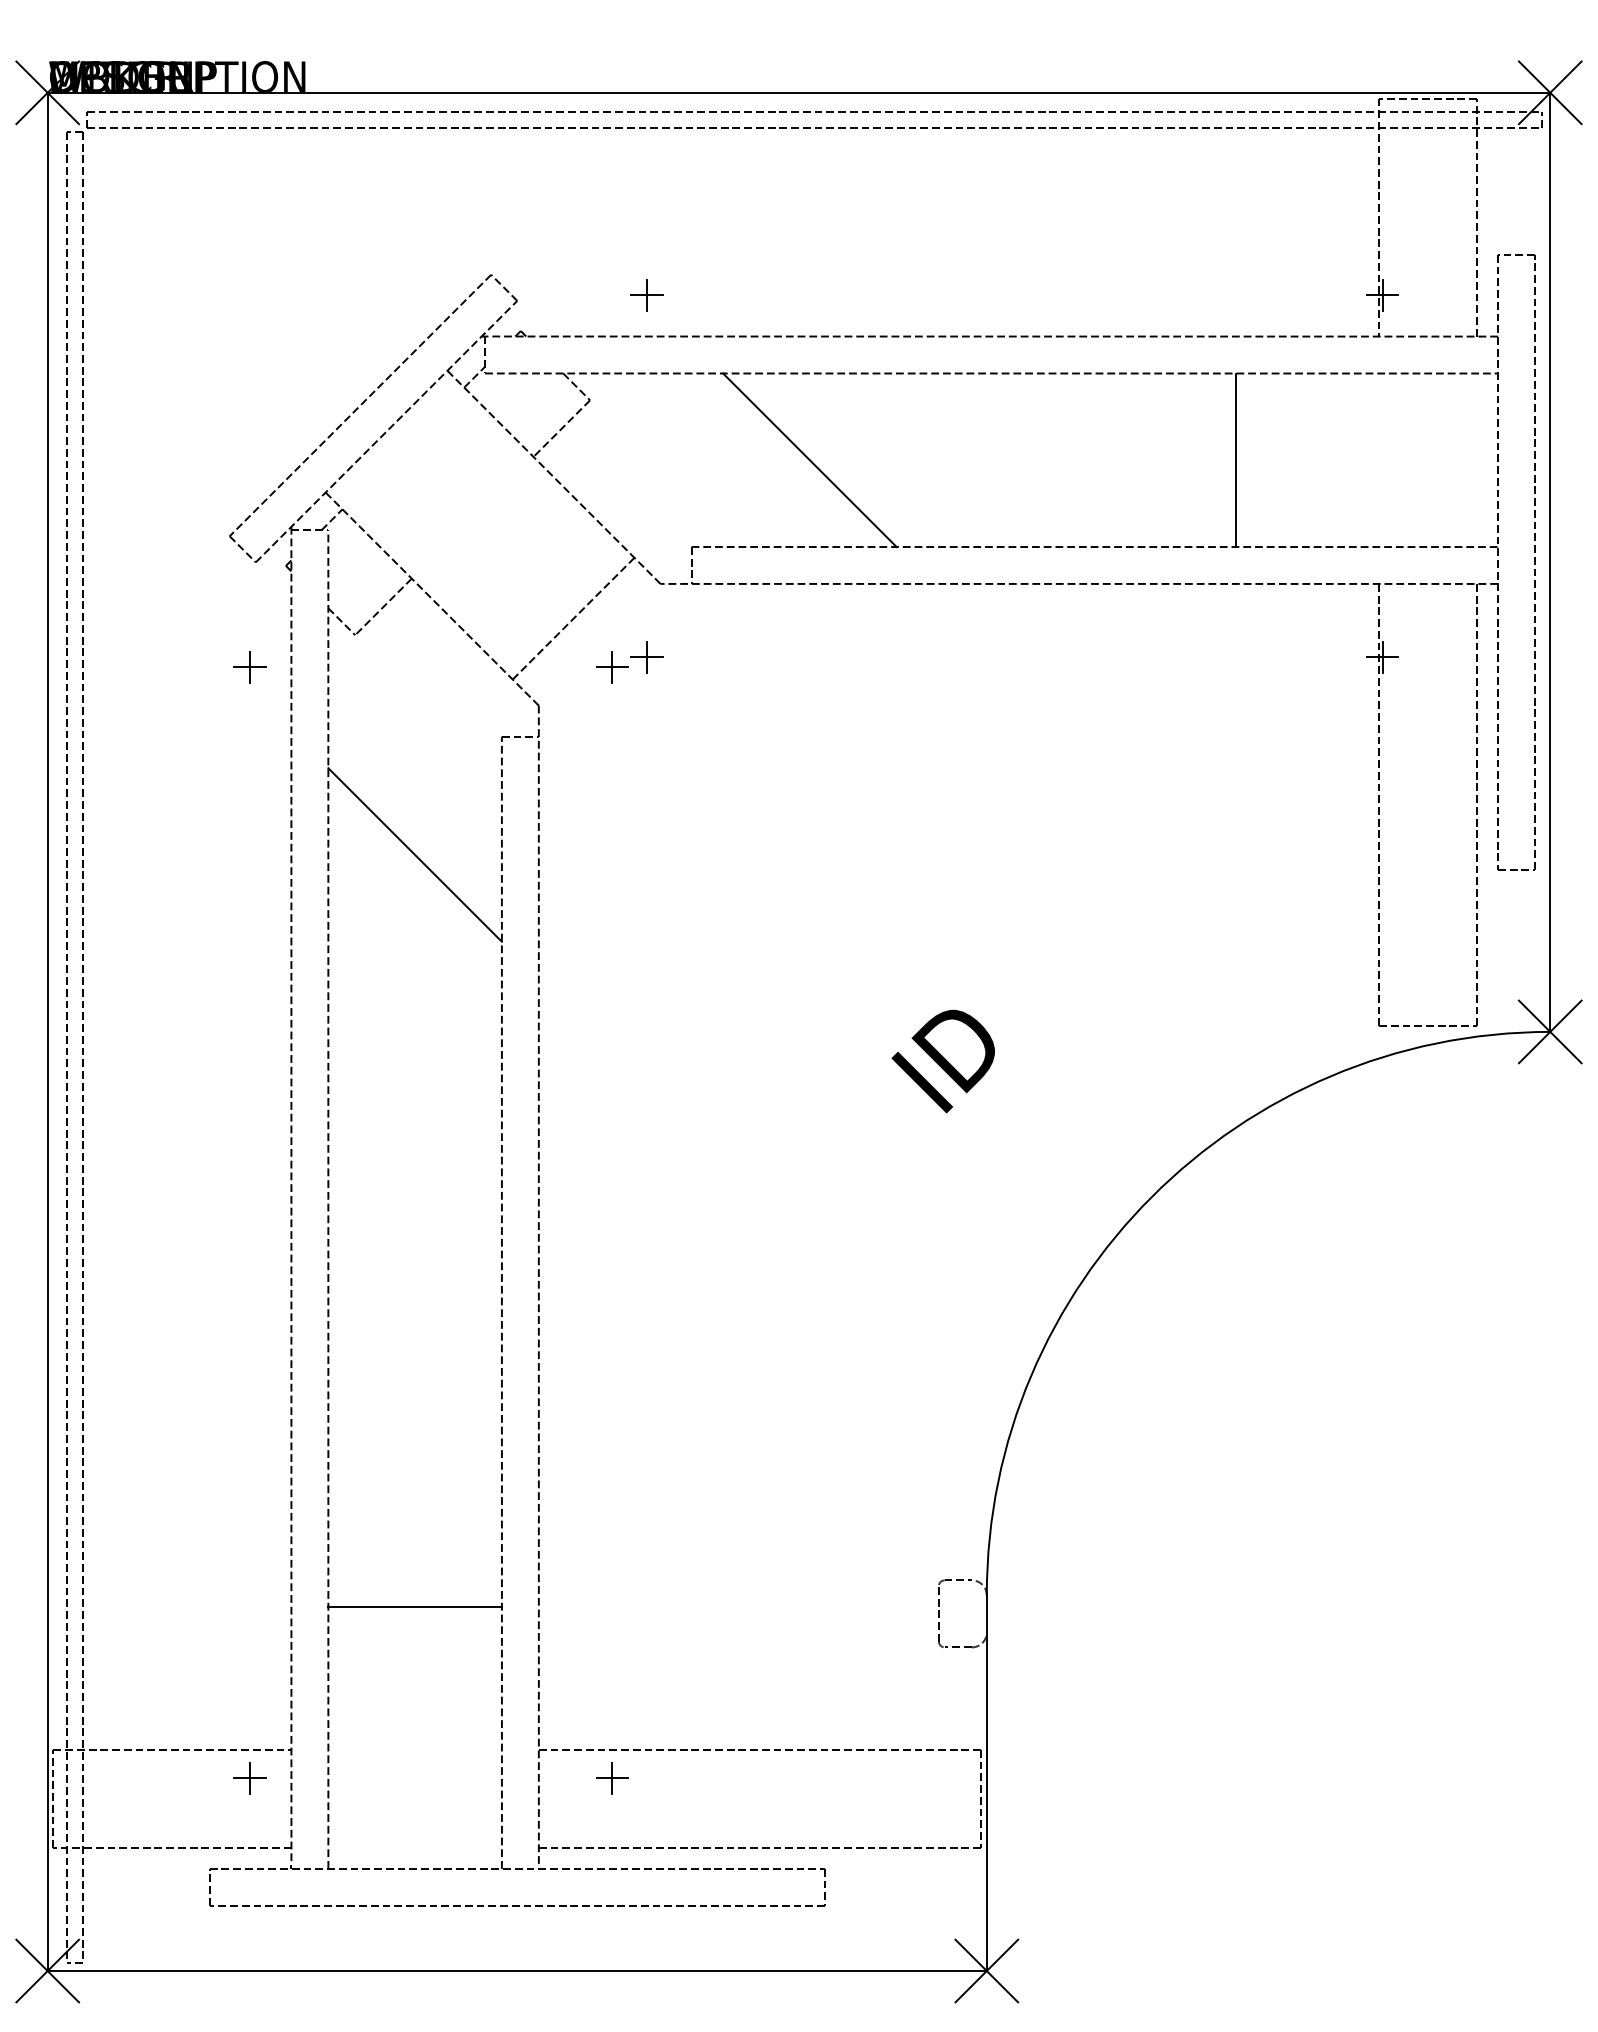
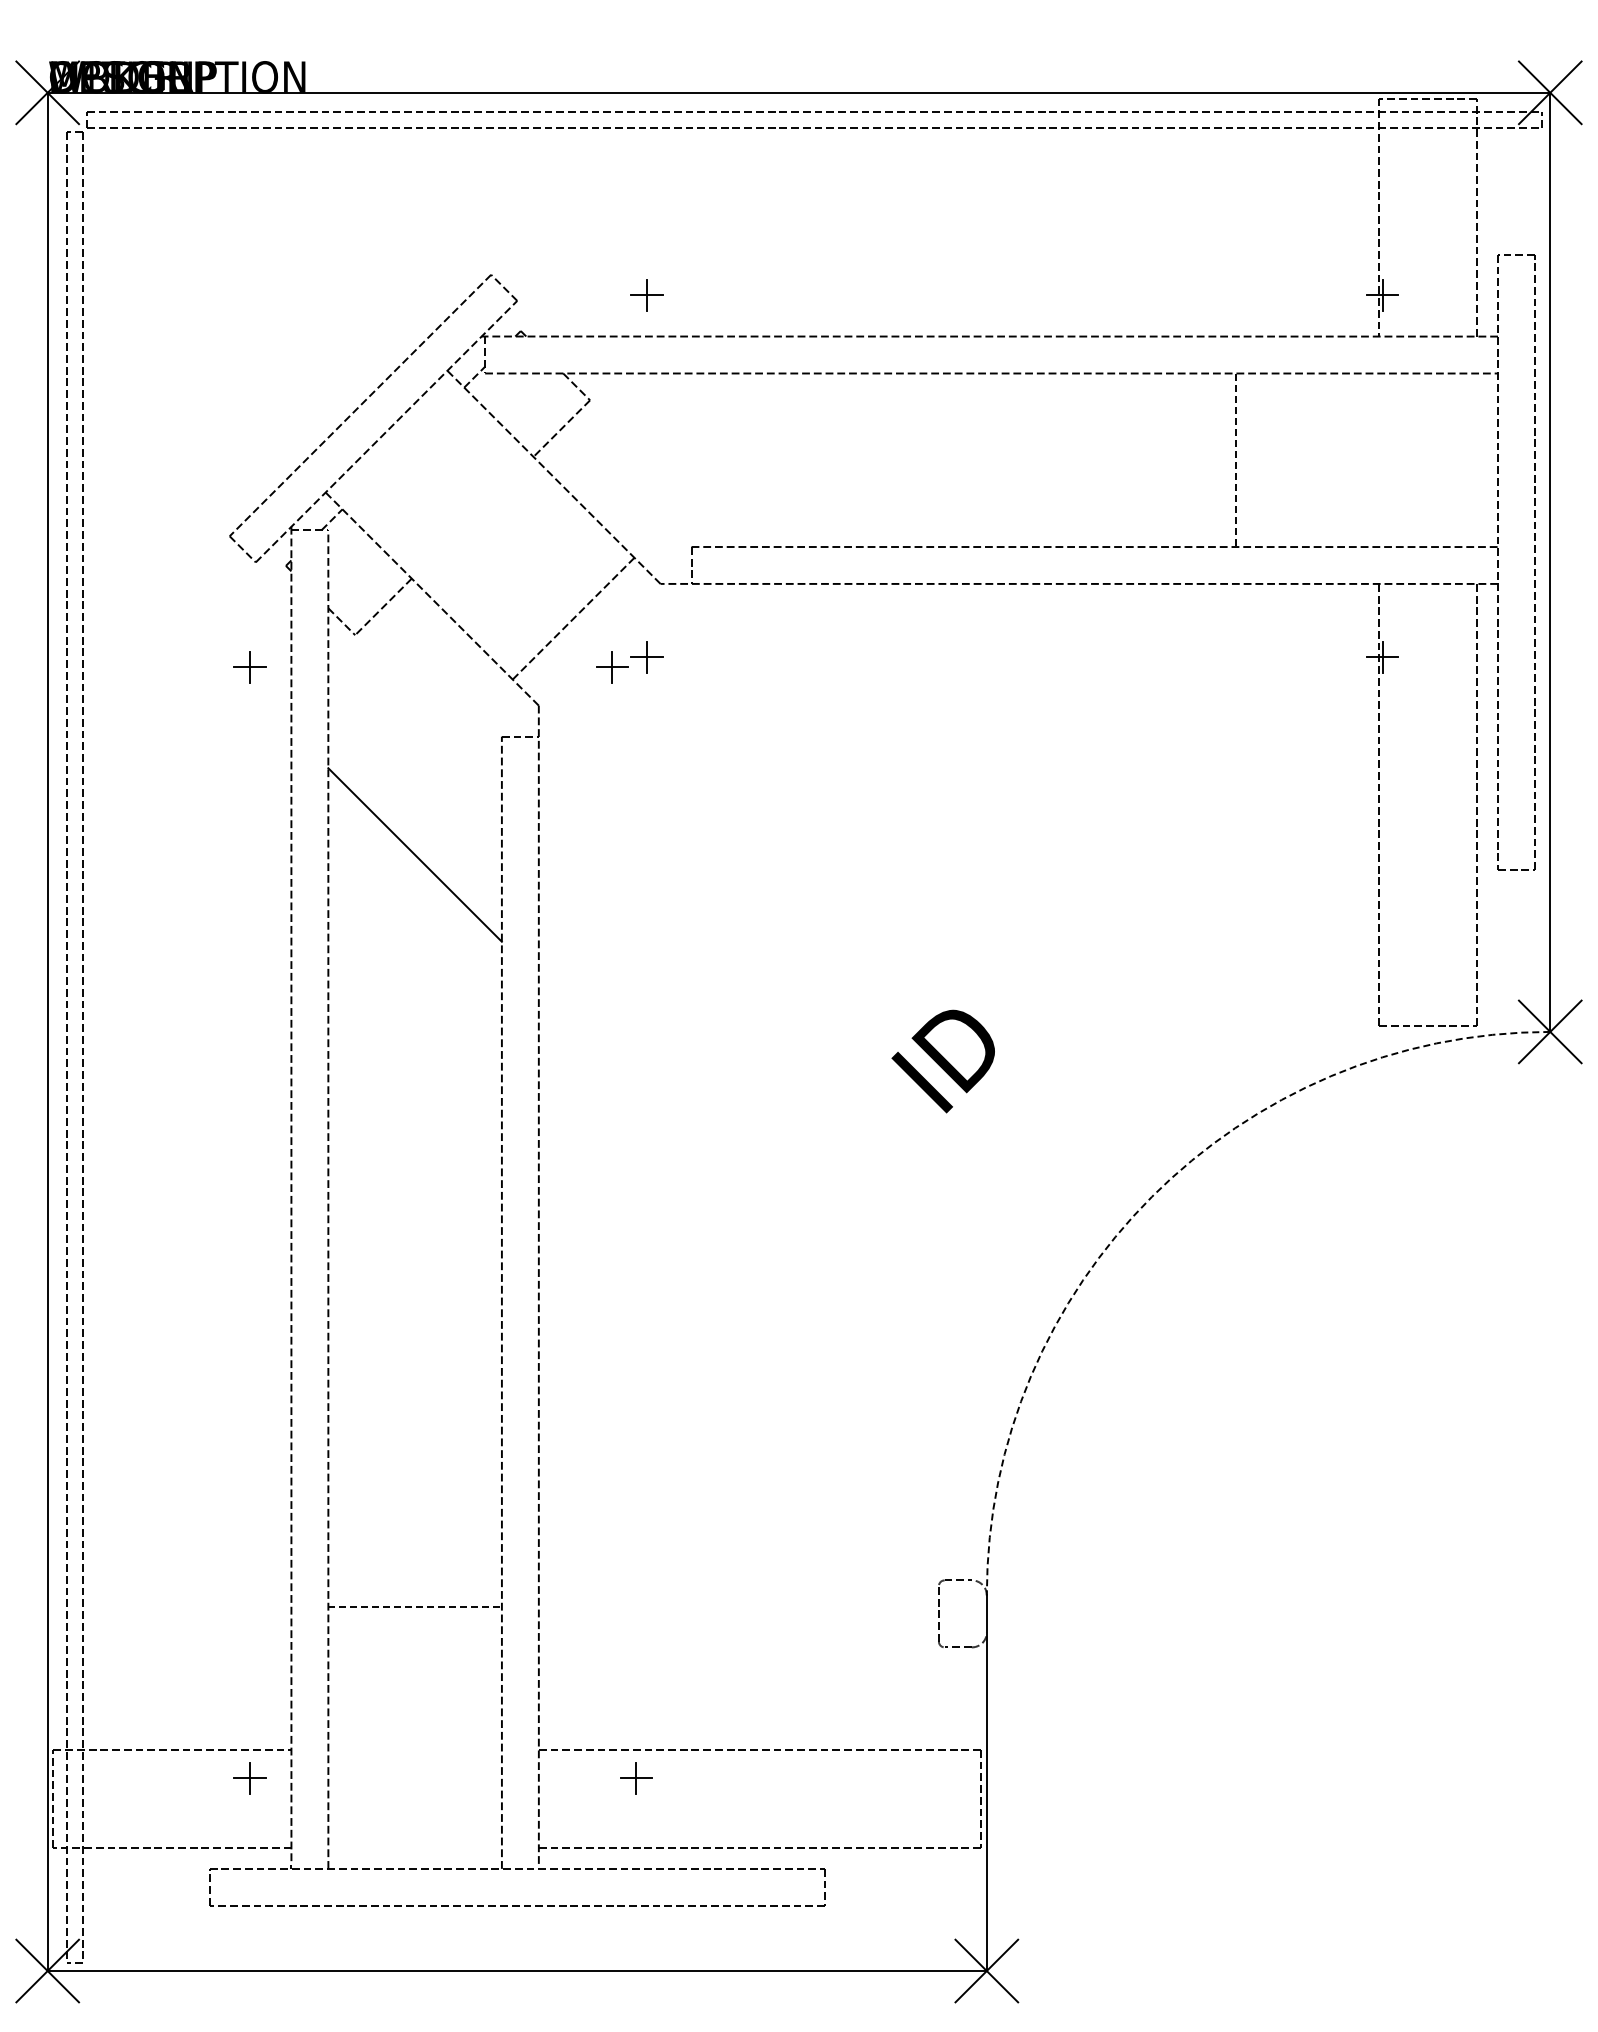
line: present -> none (809, 460)
line: solid -> dashed (1235, 460)
arc: solid -> dashed (1151, 1196)
line: solid -> dashed (415, 1606)
part position: (612, 1778) -> (636, 1778) (636, 1778)
